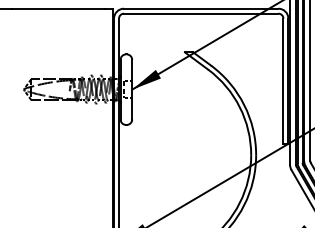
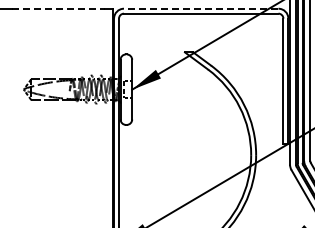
line: solid -> dashed (58, 8)
line: solid -> dashed (200, 8)
